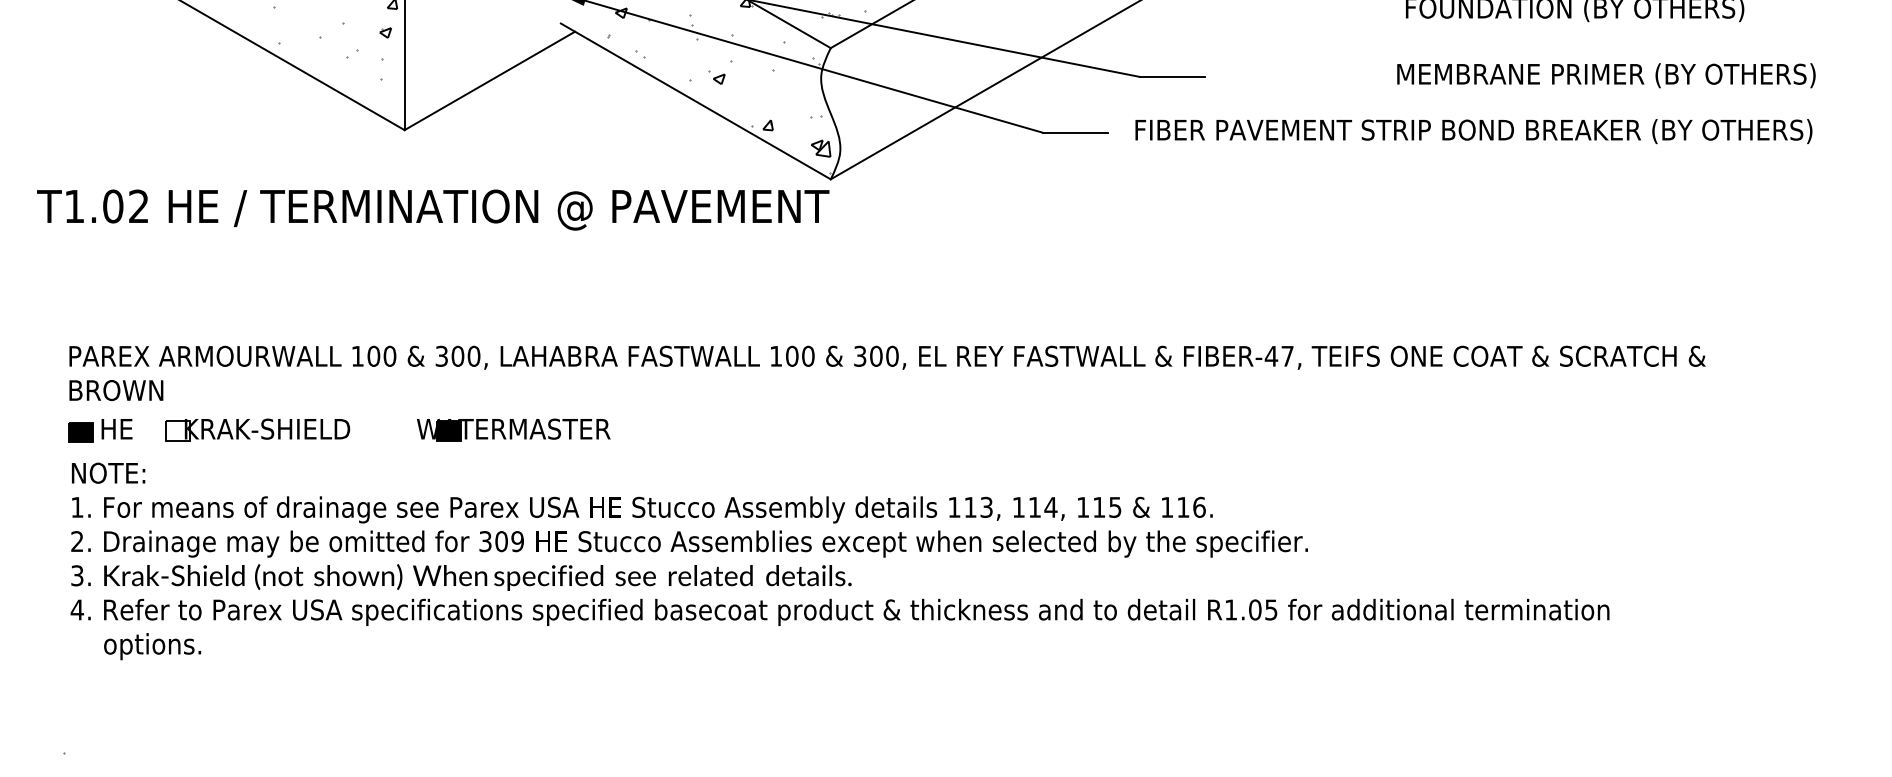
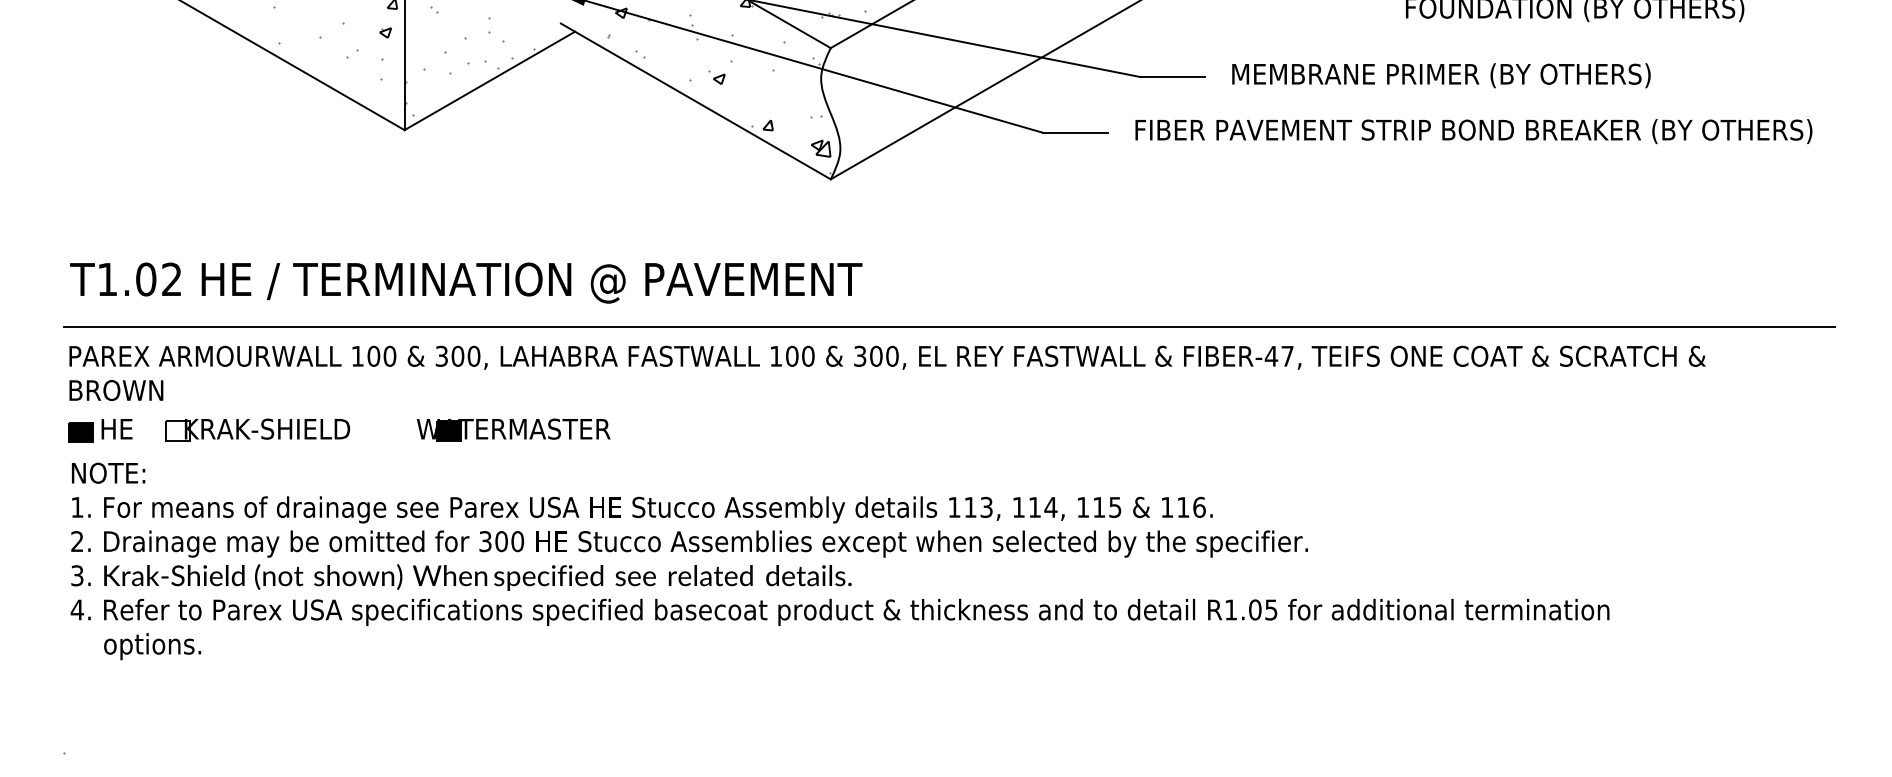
hatch: none -> present (469, 60)
text position: (1606, 75) -> (1441, 75) (1441, 75)
text position: (433, 209) -> (466, 282) (466, 282)
line: none -> present (949, 326)
text: 309 -> 300 (517, 541)
